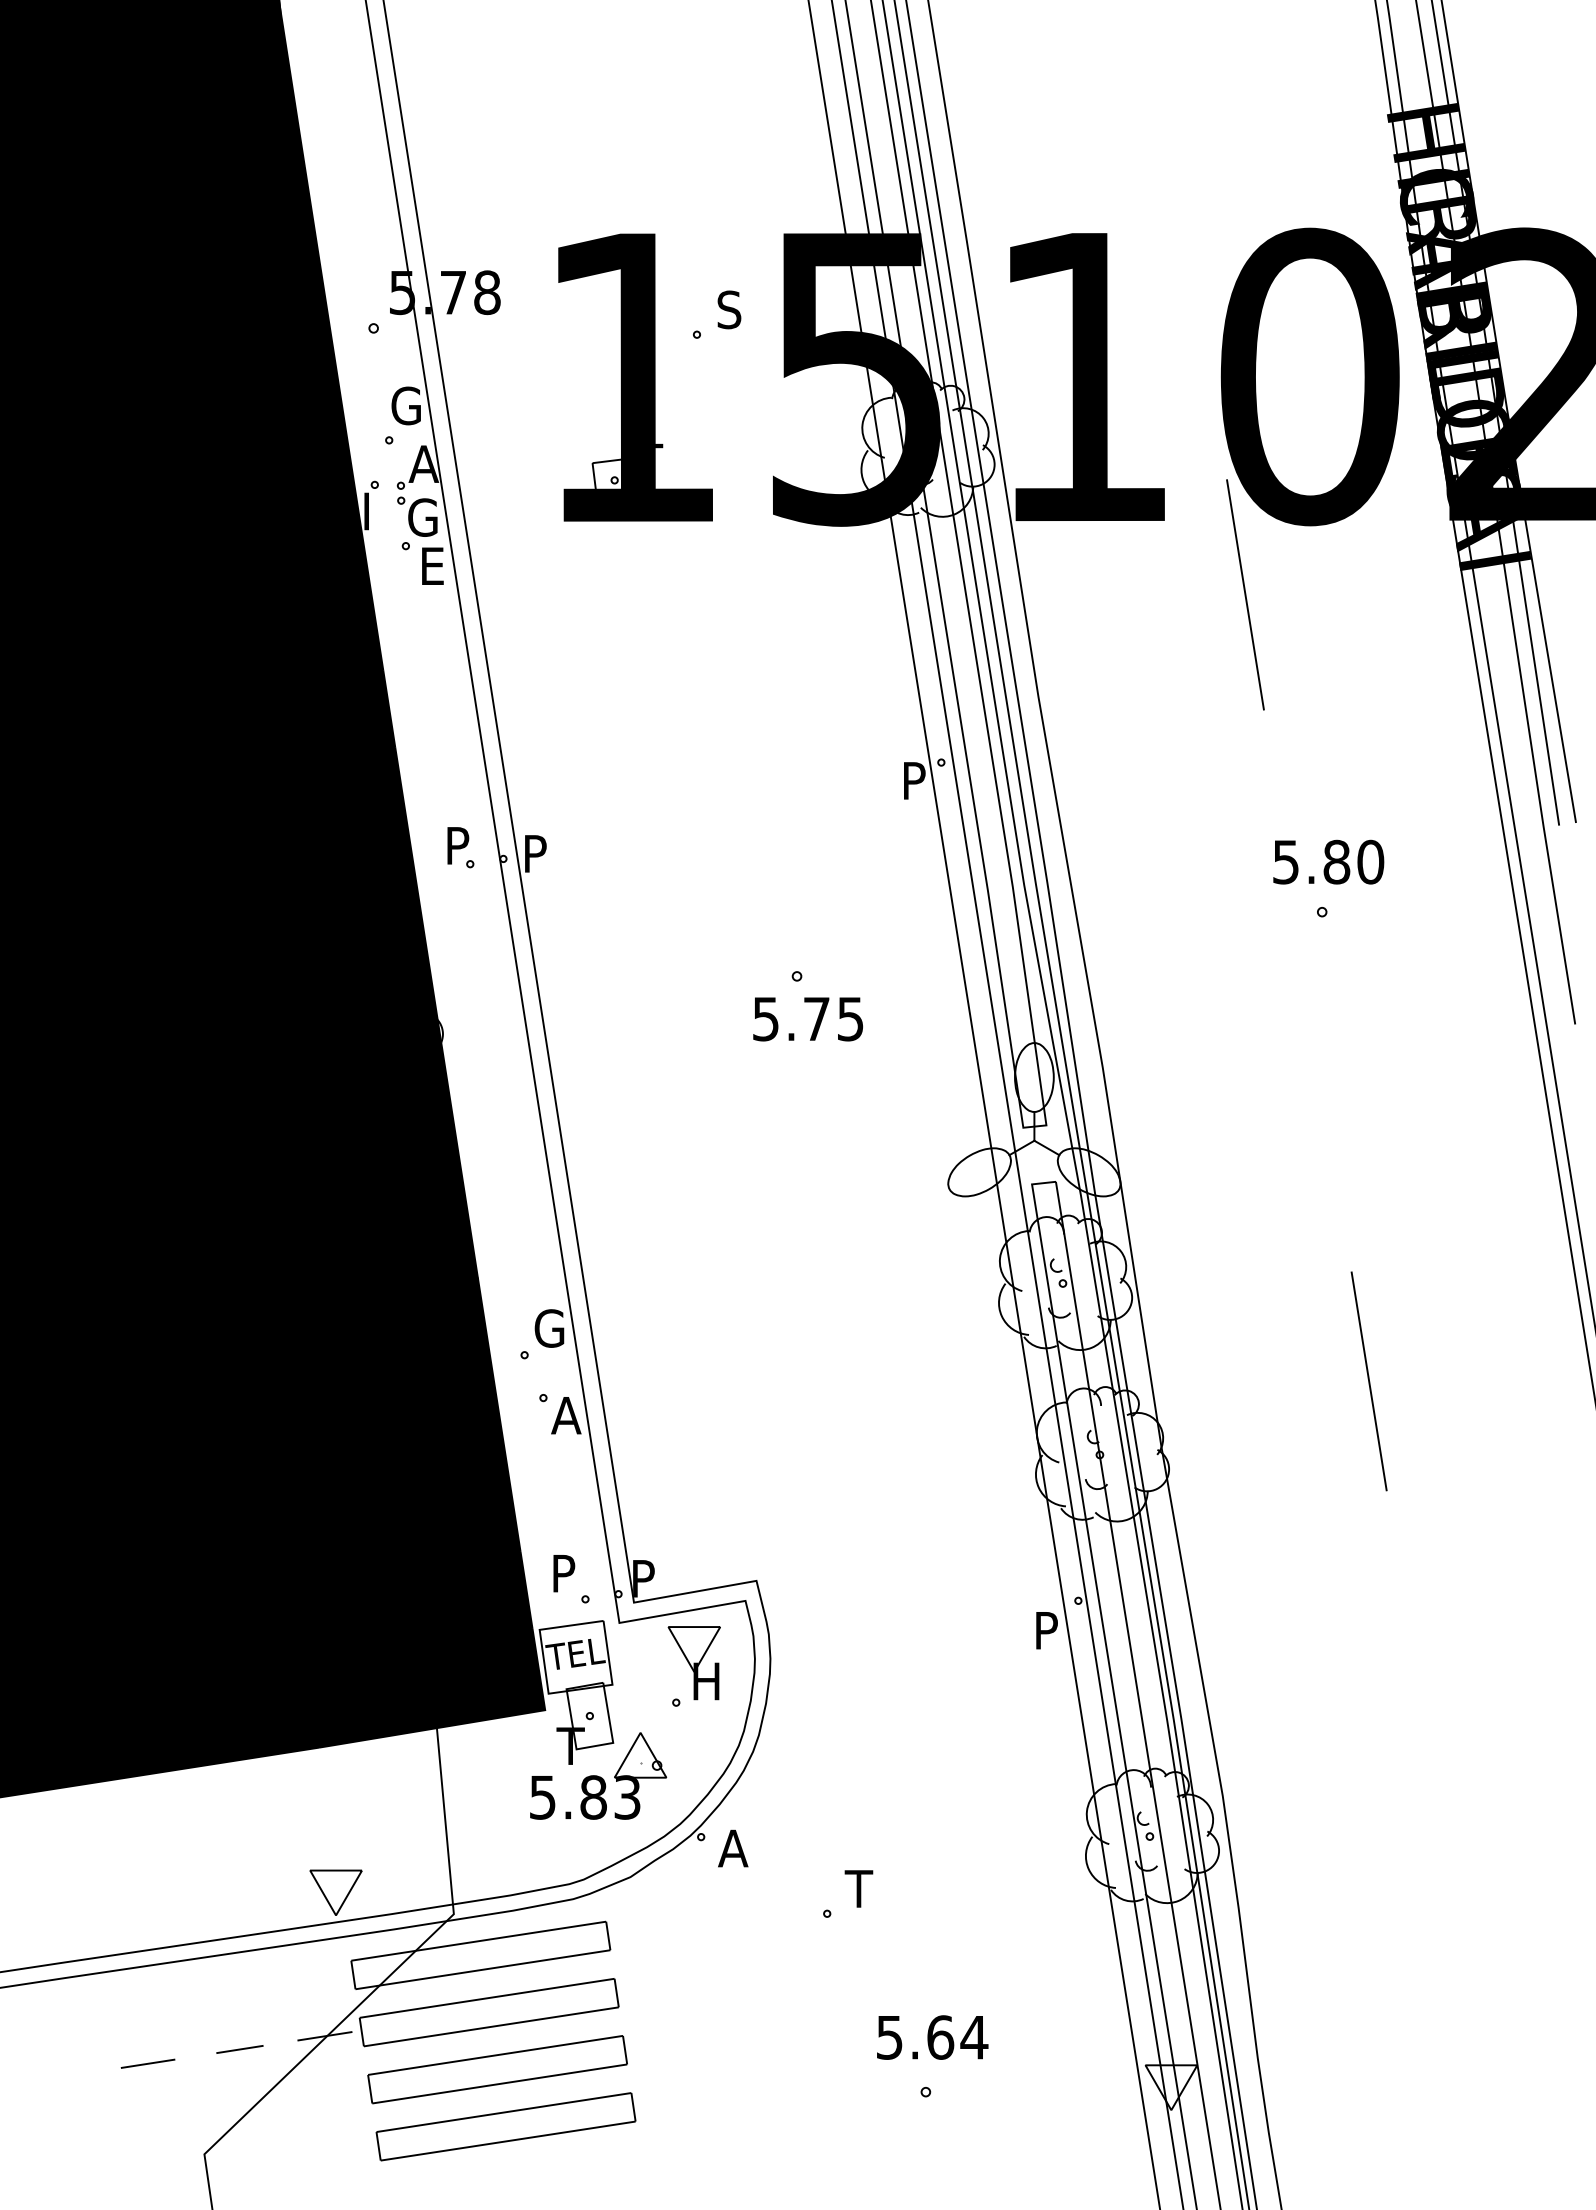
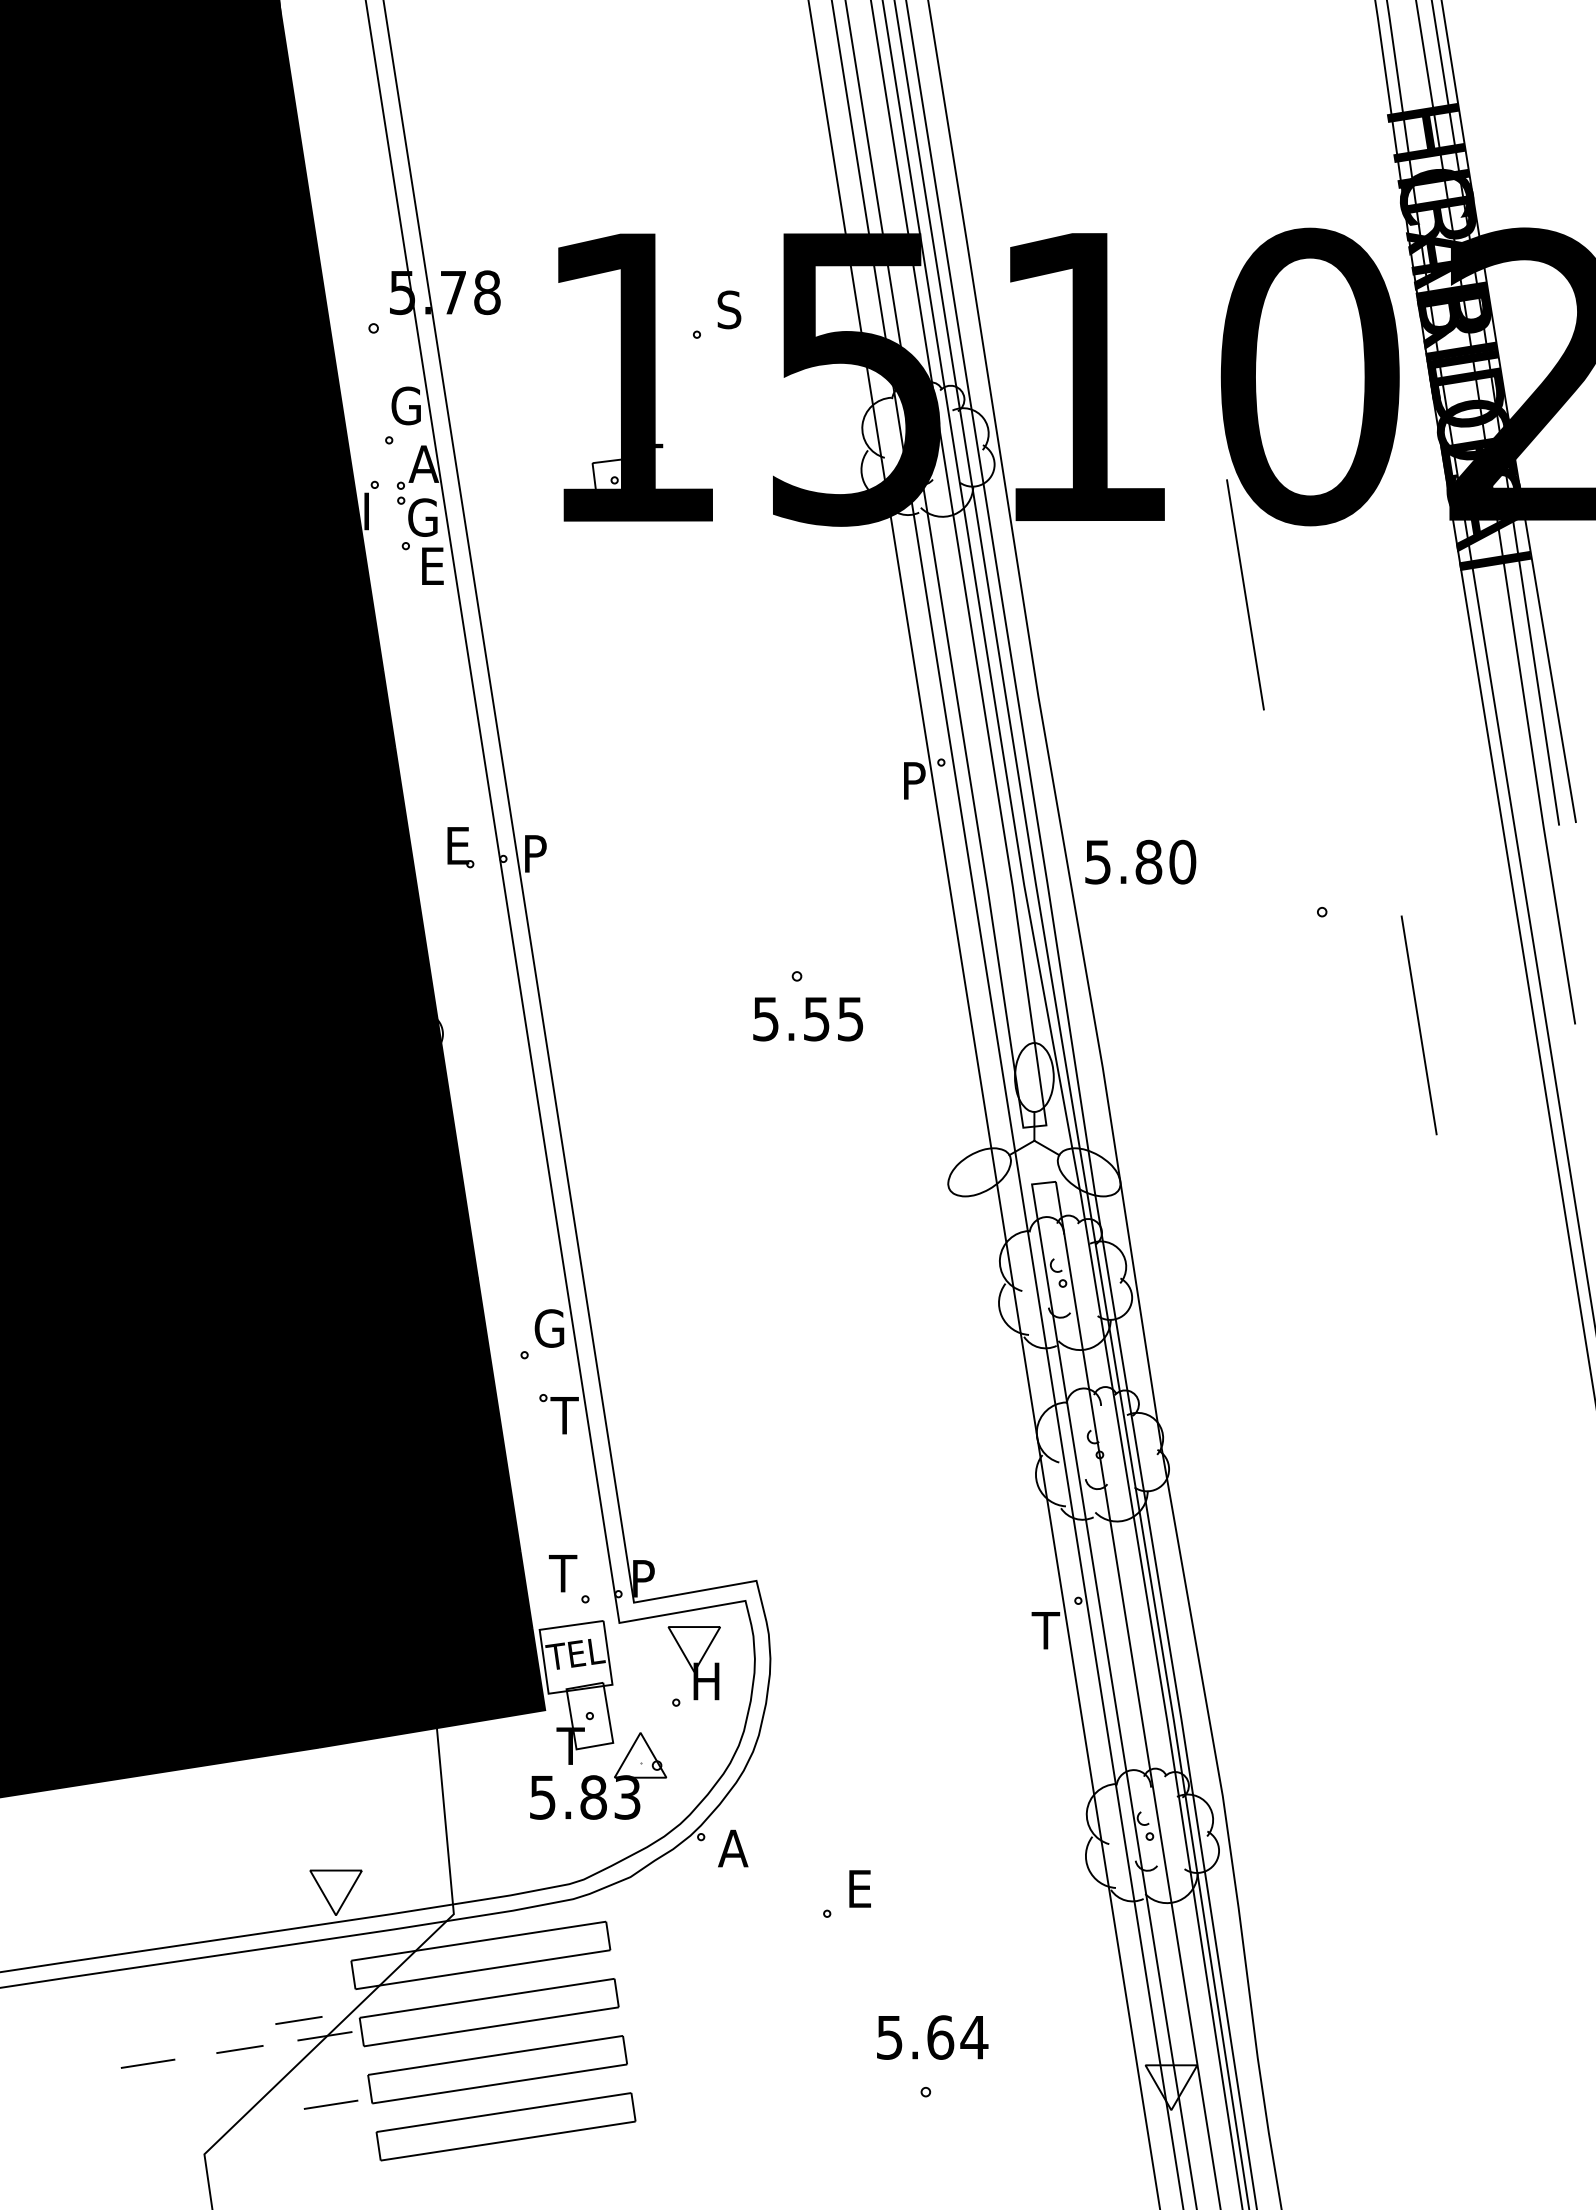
text: P -> E (460, 845)
text position: (1328, 861) -> (1140, 861) (1140, 861)
text: 5.75 -> 5.55 (816, 1019)
line position: (1368, 1381) -> (1418, 1025) (1418, 1025)
text: A -> T (565, 1415)
text: P -> T (562, 1573)
text: P -> T (1045, 1630)
text: T -> E (858, 1888)
line: none -> present (298, 2020)
line: none -> present (330, 2104)
